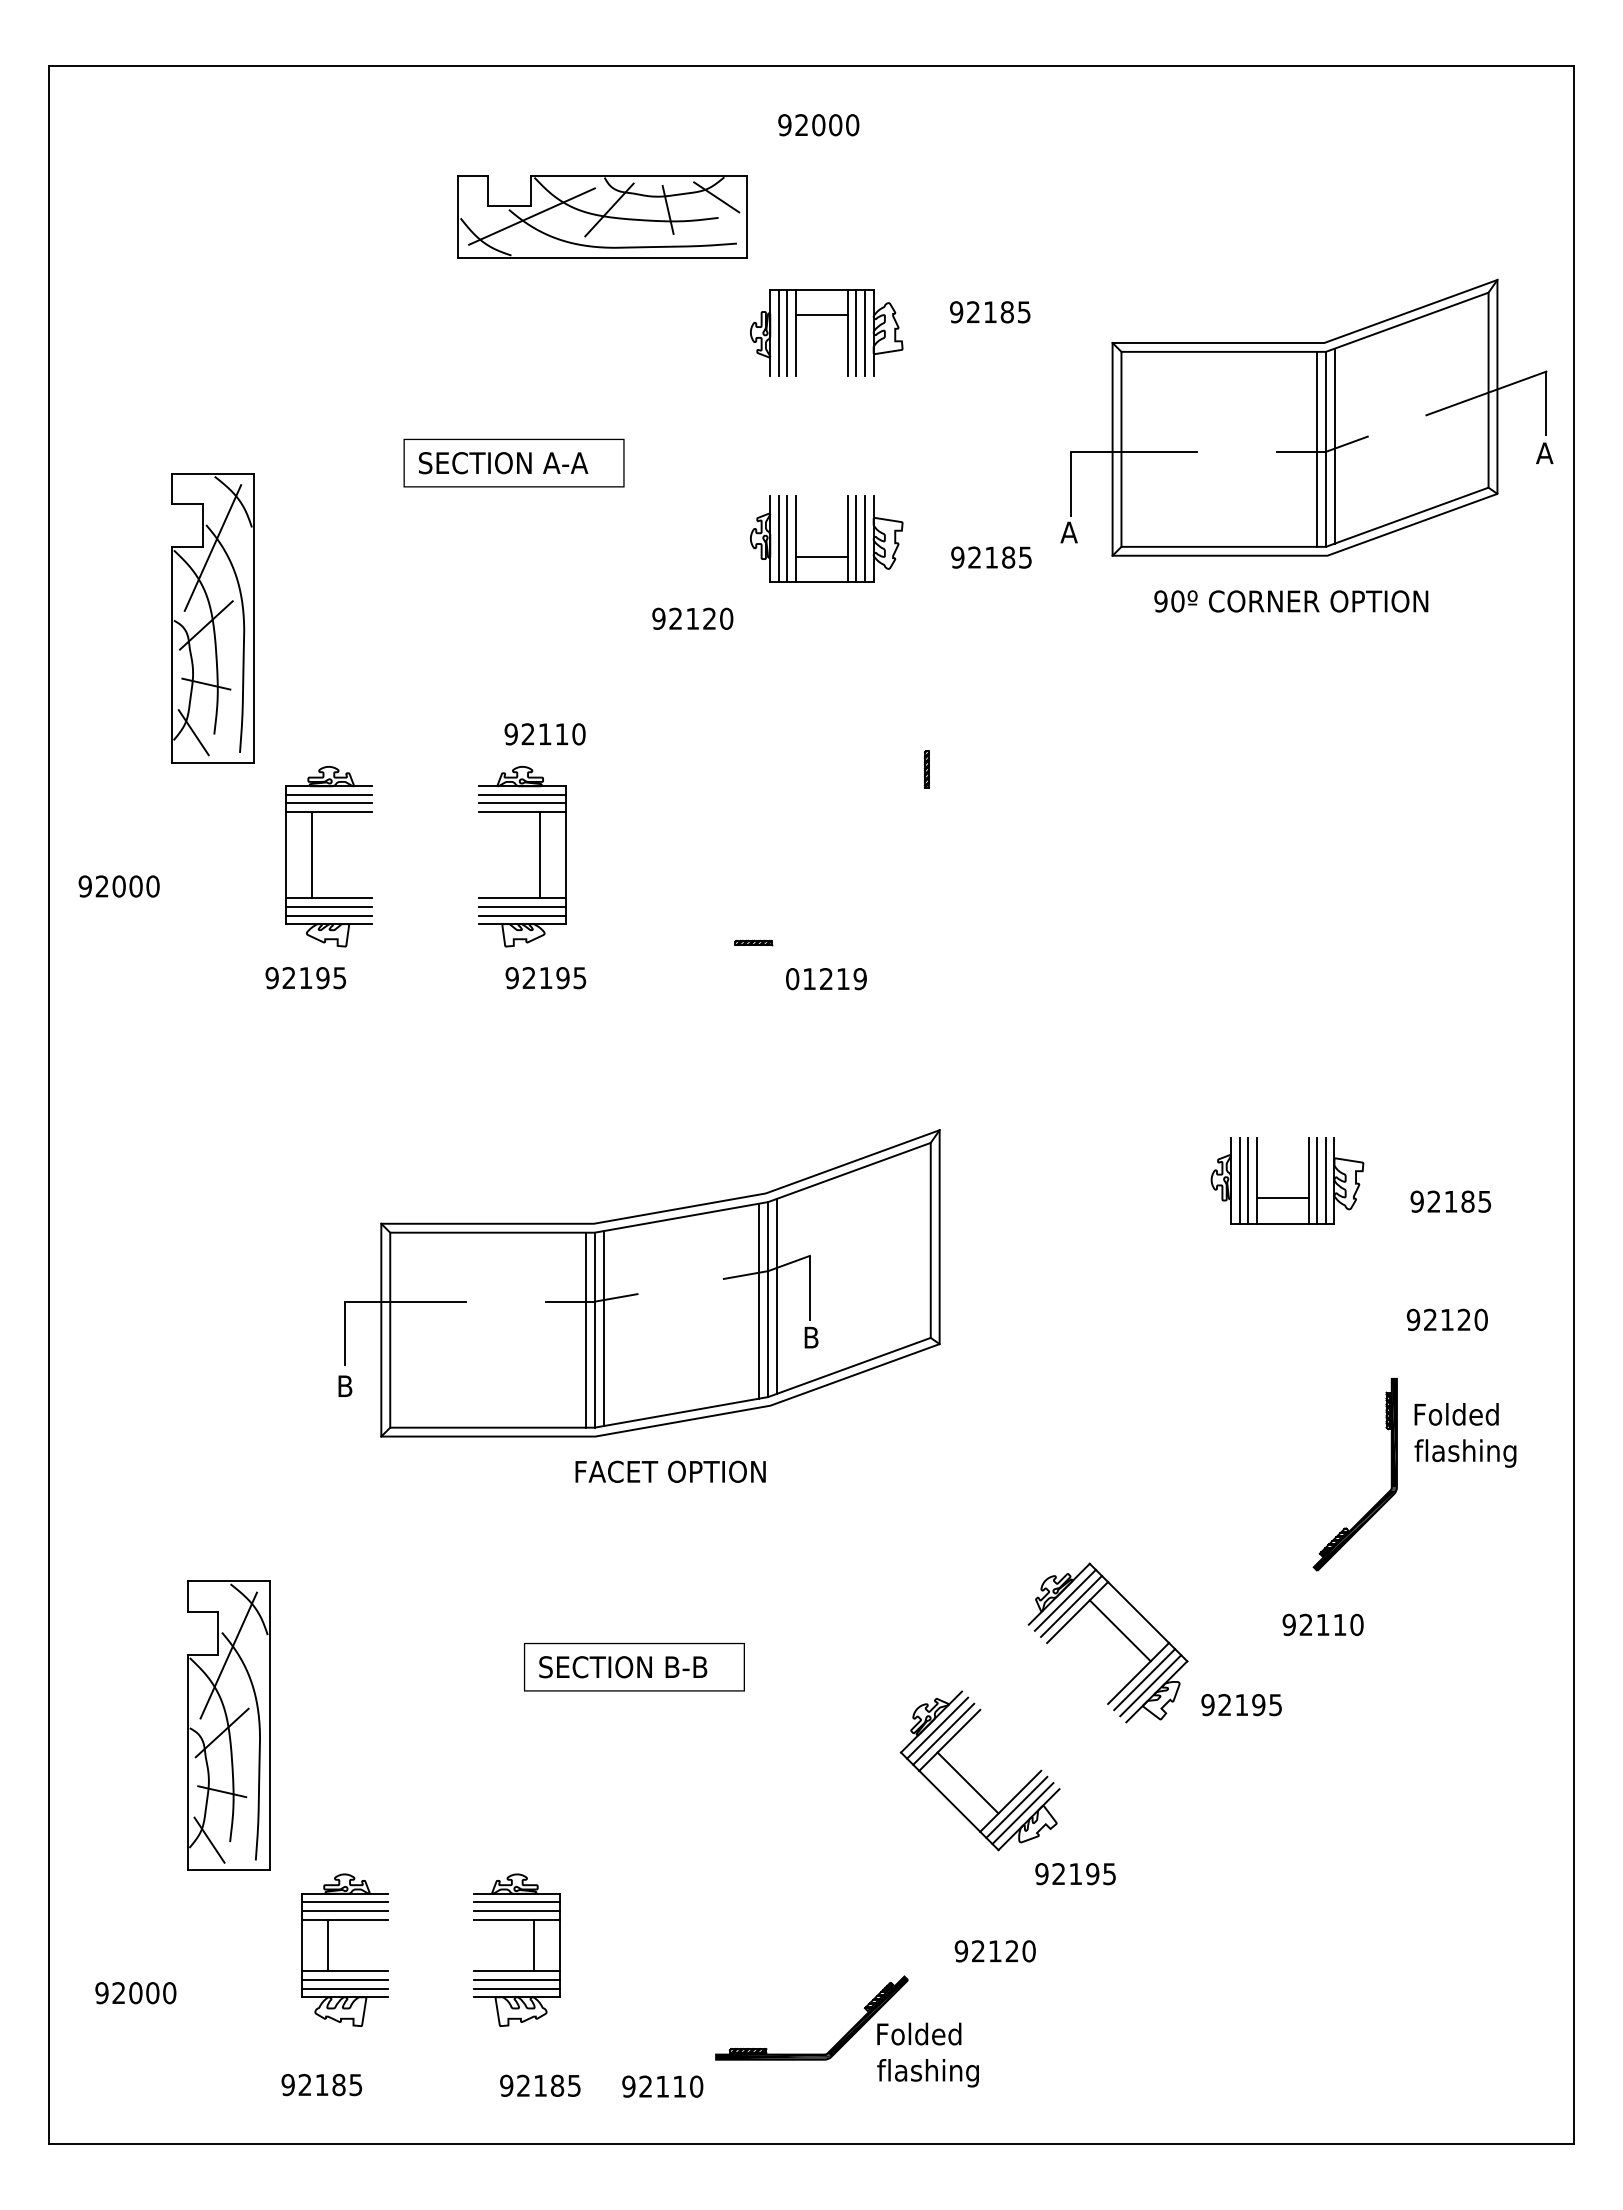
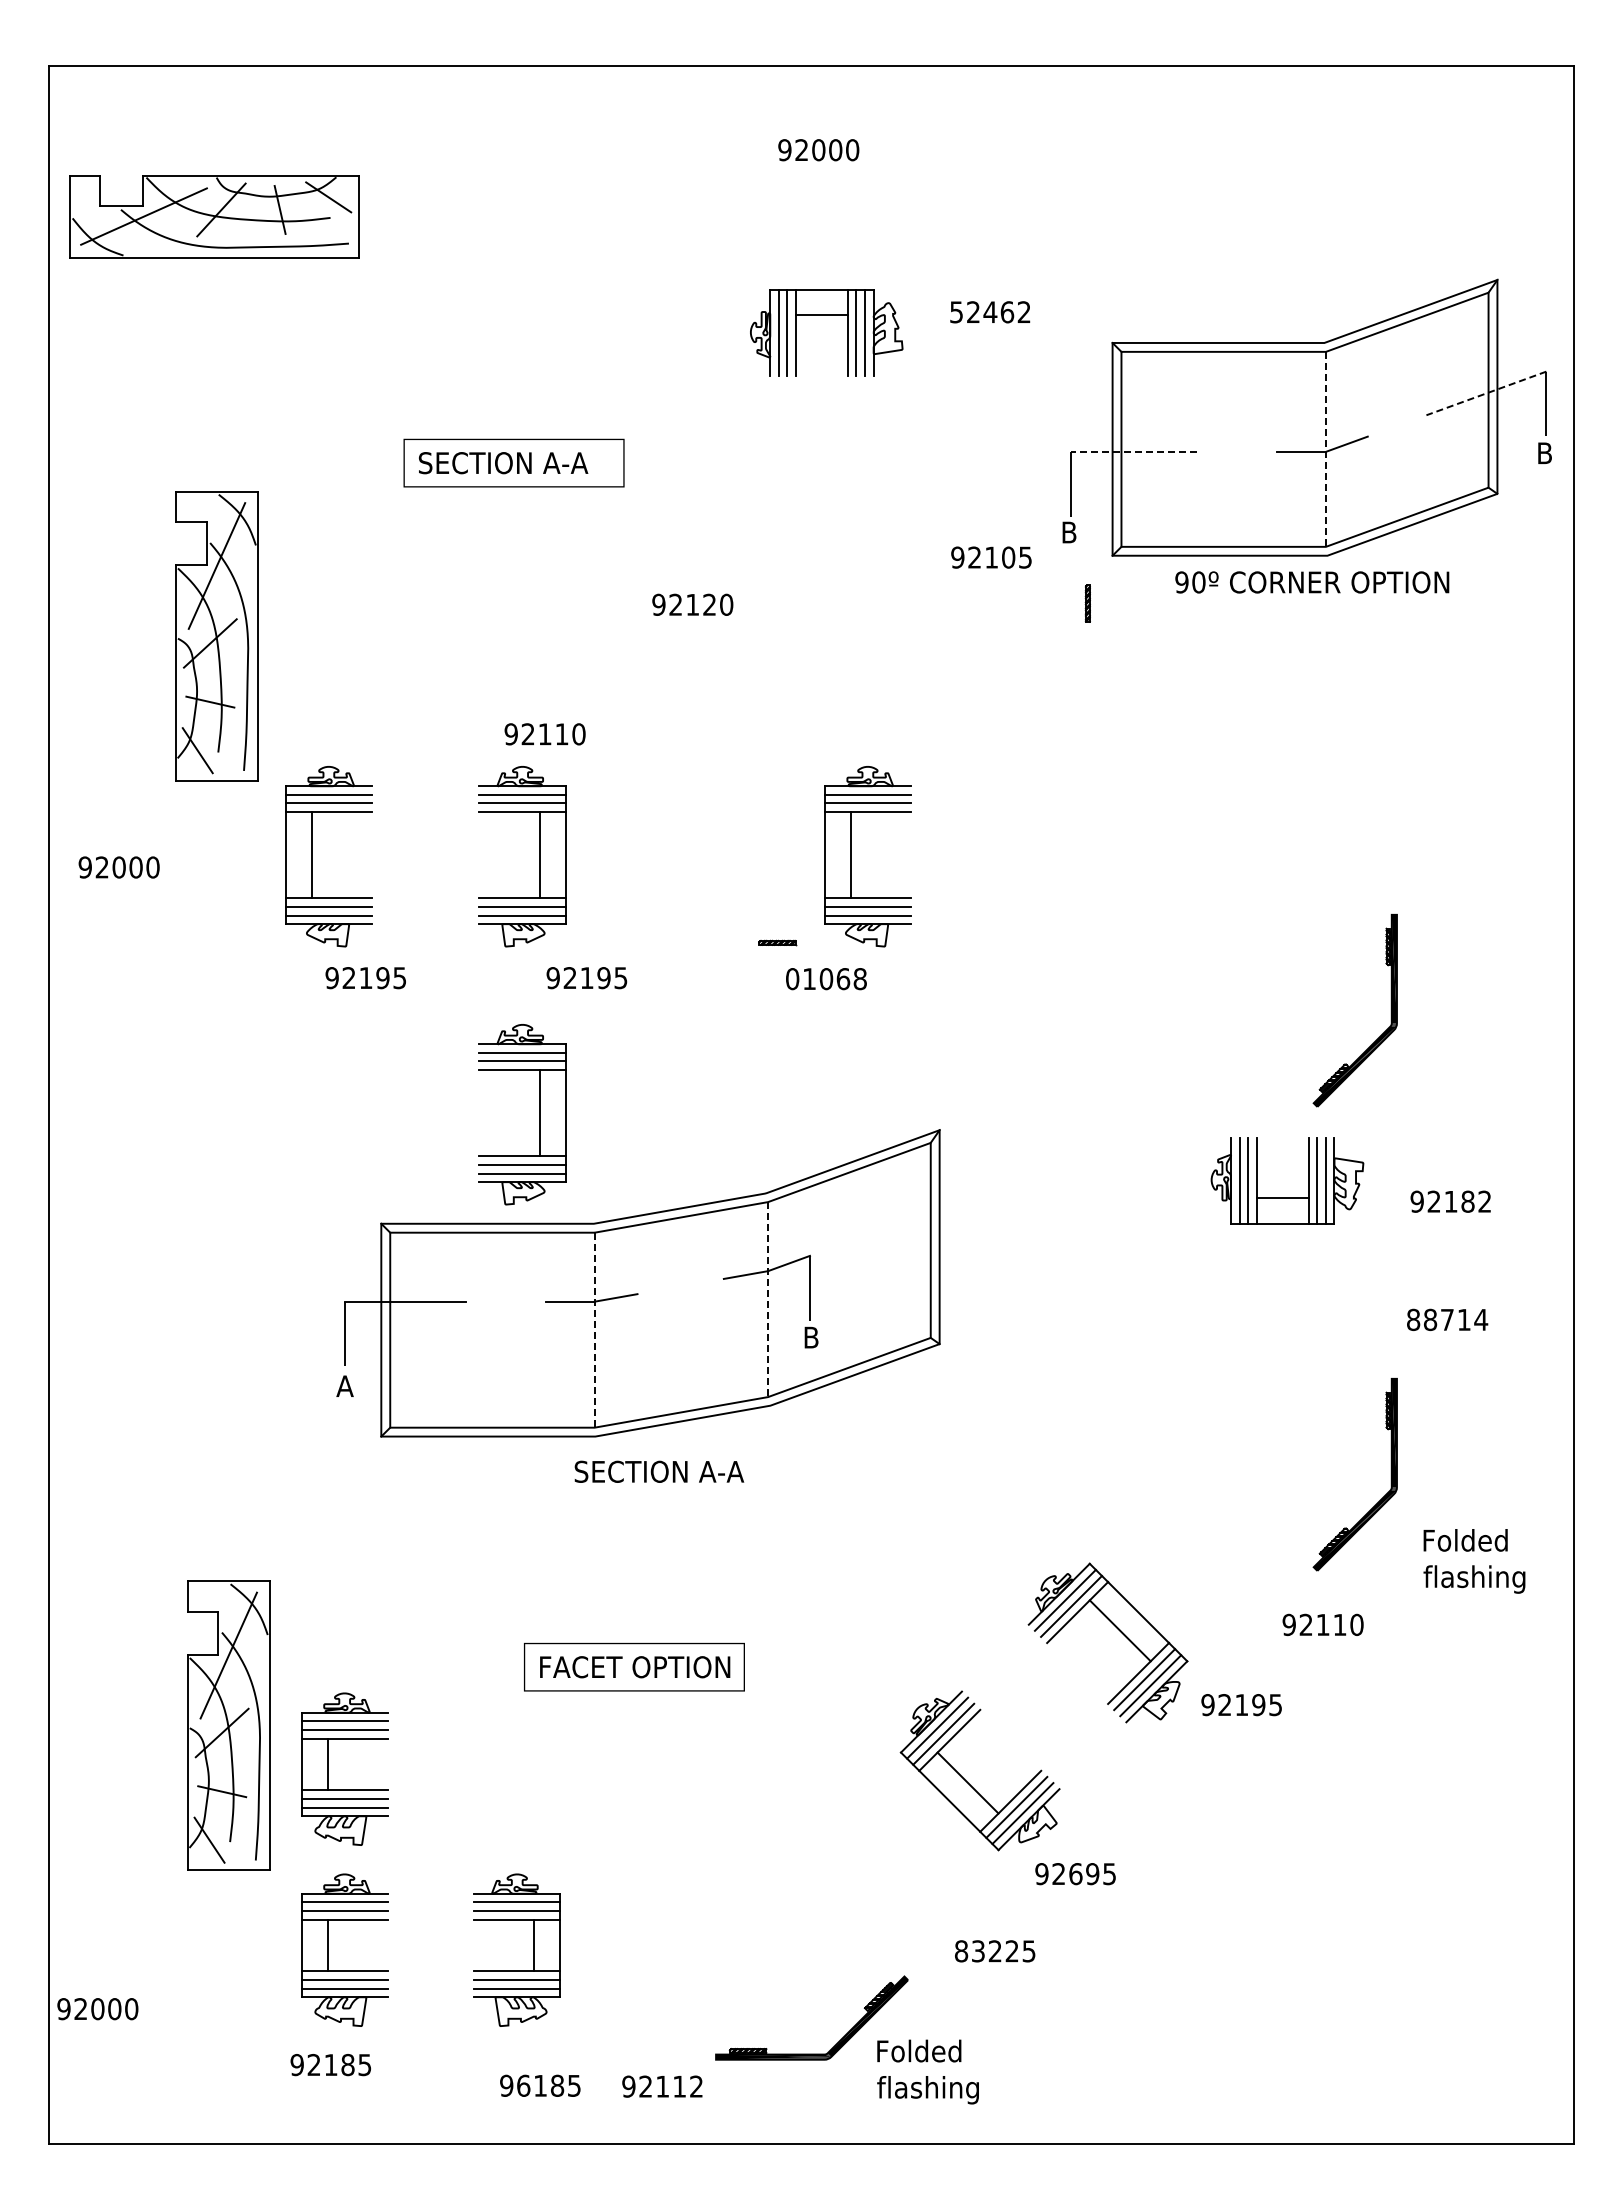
text position: (818, 125) -> (818, 150) (818, 150)
part position: (602, 216) -> (214, 216) (214, 216)
text: 92185 -> 52462 (990, 312)
line: solid -> dashed (1486, 393)
line: present -> none (1334, 445)
line: present -> none (1317, 448)
line: solid -> dashed (1325, 449)
line: solid -> dashed (1134, 451)
text: A -> B (1544, 453)
text: A -> B (1068, 532)
part: present -> none (826, 556)
text: 92185 -> 92105 (1008, 557)
text position: (1291, 601) -> (1312, 582) (1312, 582)
part position: (212, 618) -> (216, 636) (216, 636)
text position: (692, 618) -> (692, 604) (692, 604)
part position: (926, 769) -> (1087, 603) (1087, 603)
part: none -> present (851, 856)
text position: (118, 886) -> (118, 867) (118, 867)
part position: (753, 942) -> (777, 942) (777, 942)
text position: (305, 978) -> (365, 978) (365, 978)
text position: (545, 978) -> (586, 978) (586, 978)
text: 01219 -> 01068 (842, 979)
part: none -> present (1390, 1010)
part: none -> present (539, 1114)
text: 92185 -> 92182 (1484, 1201)
line: present -> none (777, 1295)
line: present -> none (759, 1300)
line: solid -> dashed (768, 1300)
text: 92120 -> 88714 (1447, 1319)
line: present -> none (603, 1328)
line: present -> none (585, 1329)
line: solid -> dashed (594, 1330)
text: B -> A (344, 1385)
text position: (1465, 1435) -> (1474, 1561) (1474, 1561)
text: FACET OPTION -> SECTION A-A (669, 1471)
text: SECTION B-B -> FACET OPTION (634, 1667)
part: none -> present (328, 1768)
text: 92195 -> 92695 (1075, 1874)
text: 92120 -> 83225 (994, 1951)
text position: (135, 1993) -> (97, 2009) (97, 2009)
text position: (927, 2054) -> (927, 2071) (927, 2071)
text position: (321, 2085) -> (330, 2065) (330, 2065)
text: 92185 -> 96185 (523, 2085)
text: 92110 -> 92112 (696, 2086)
